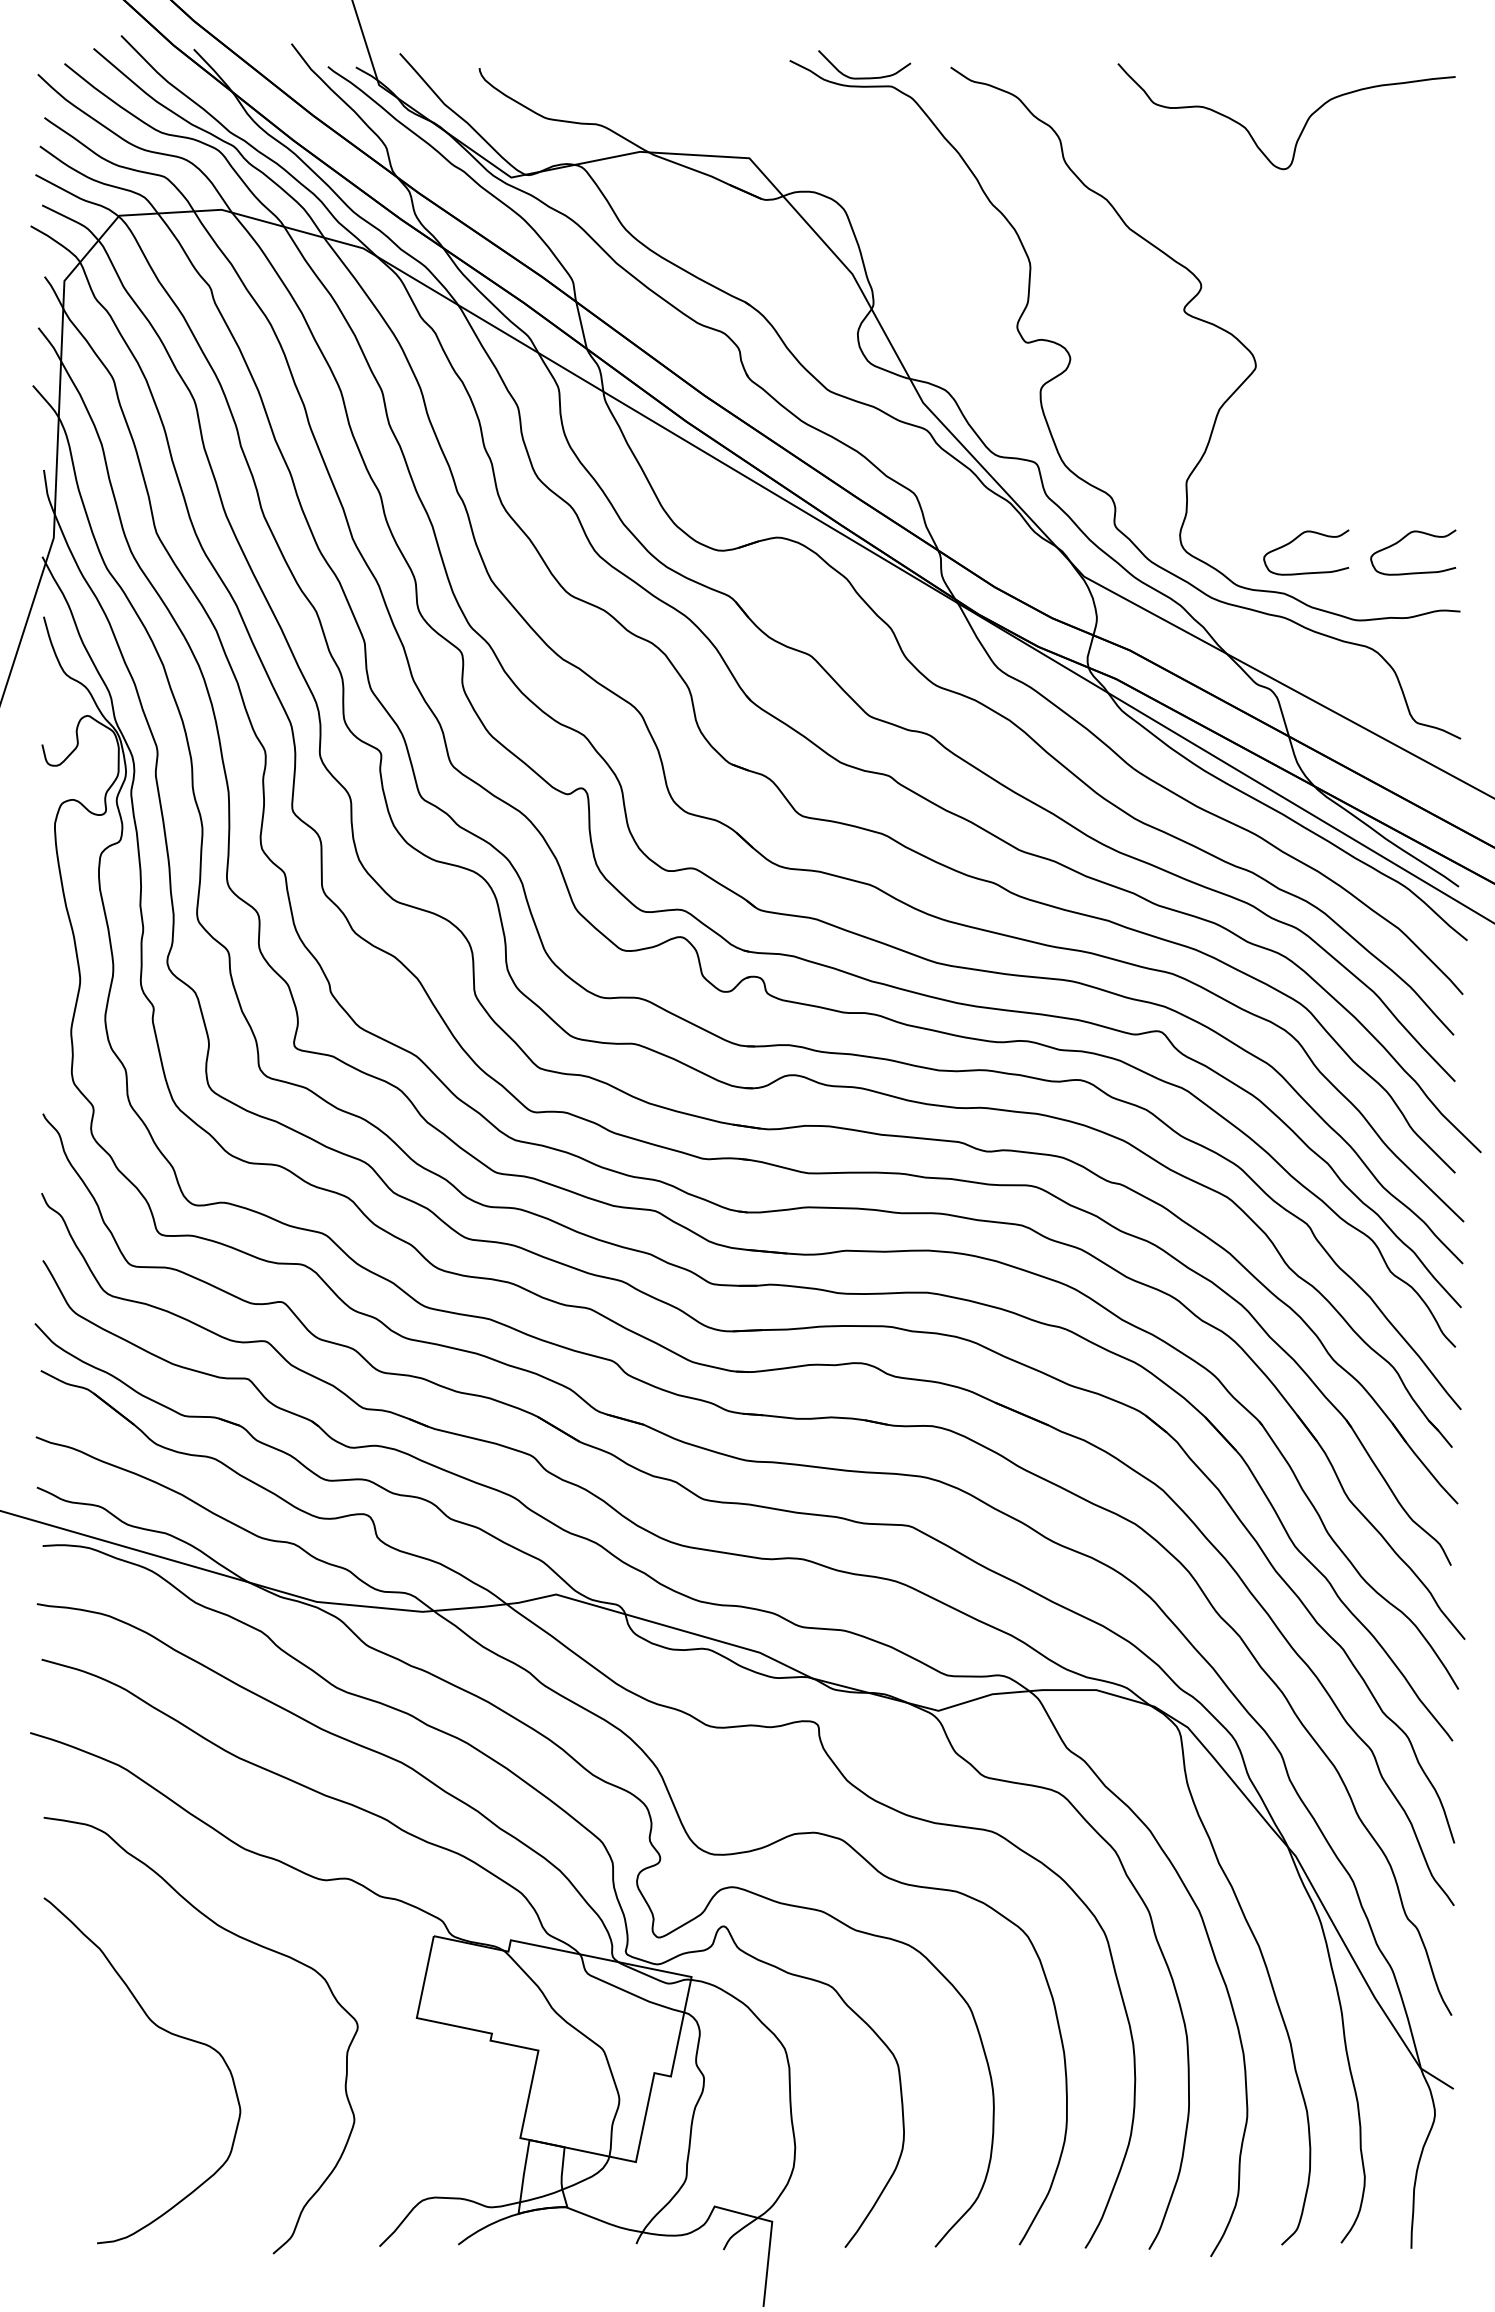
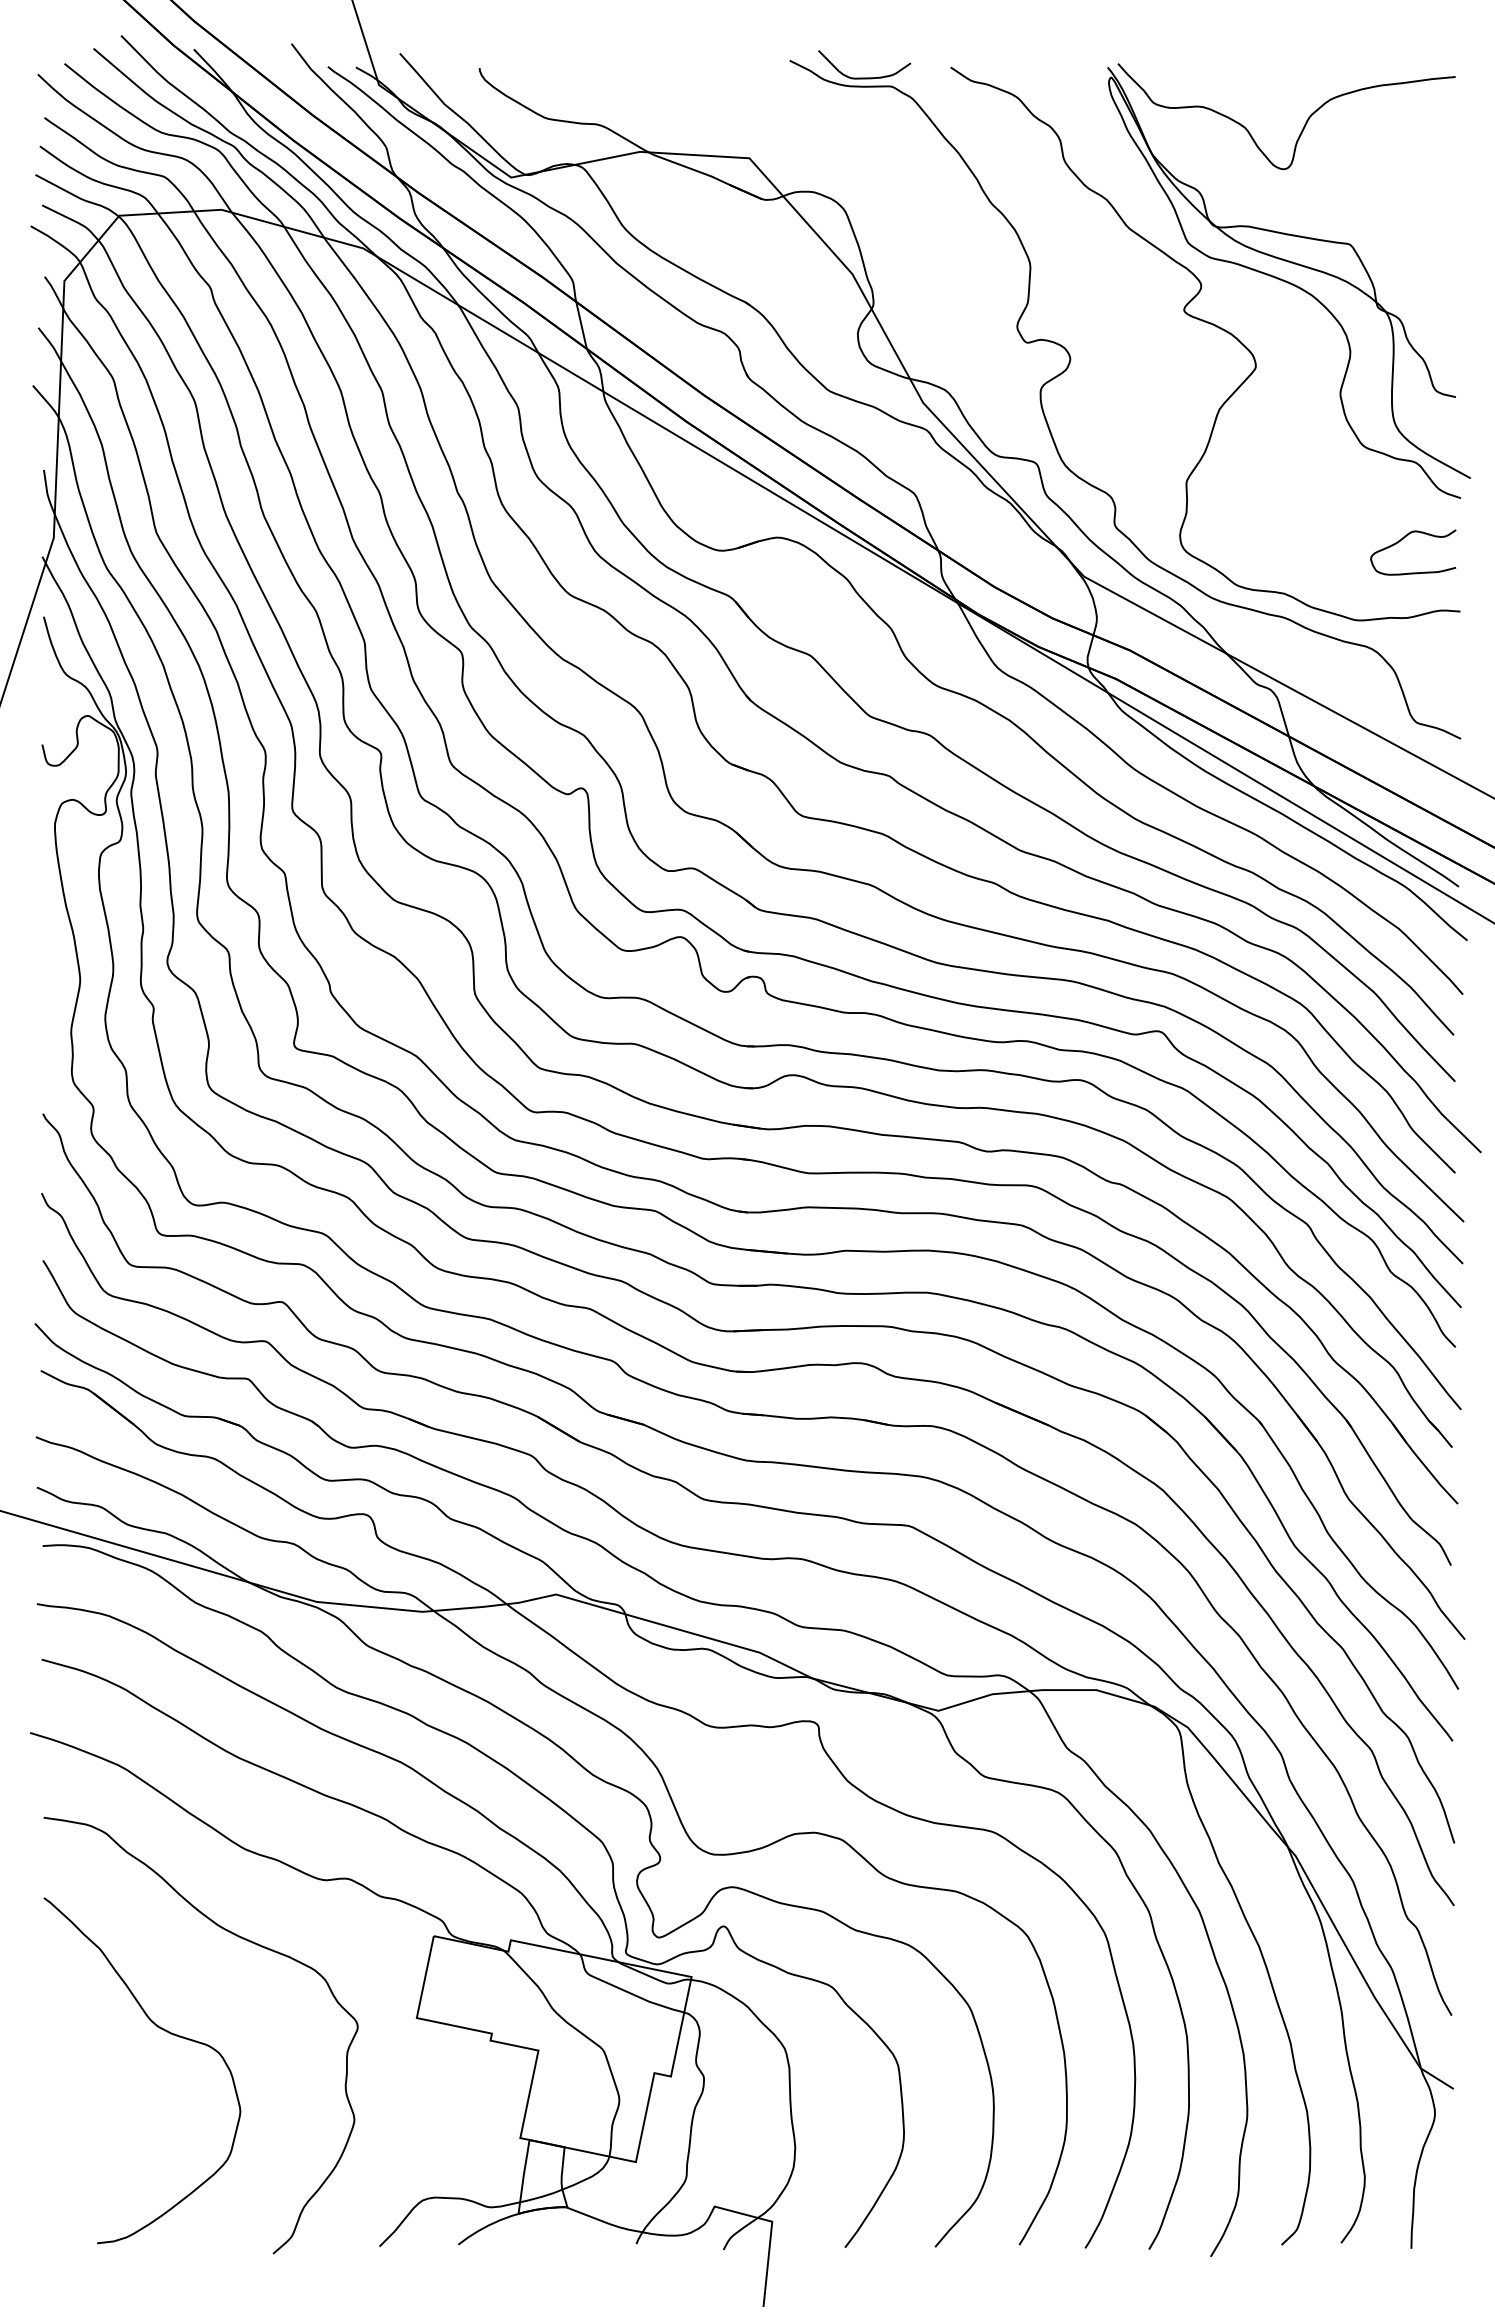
part: none -> present (1288, 282)
curve: present -> none (1296, 539)
